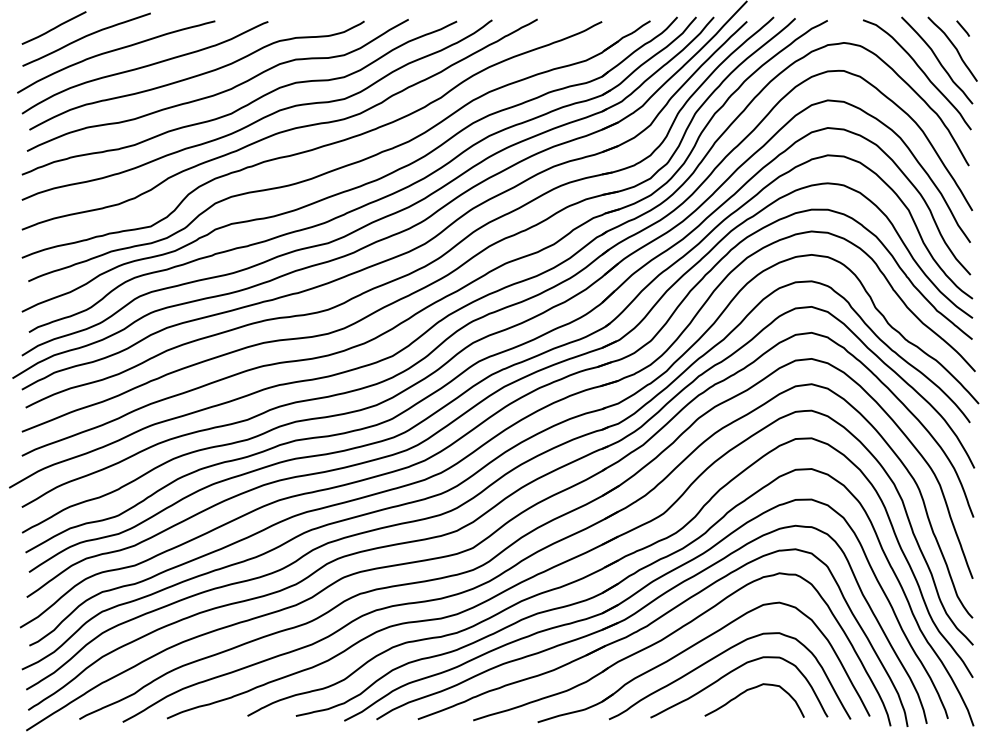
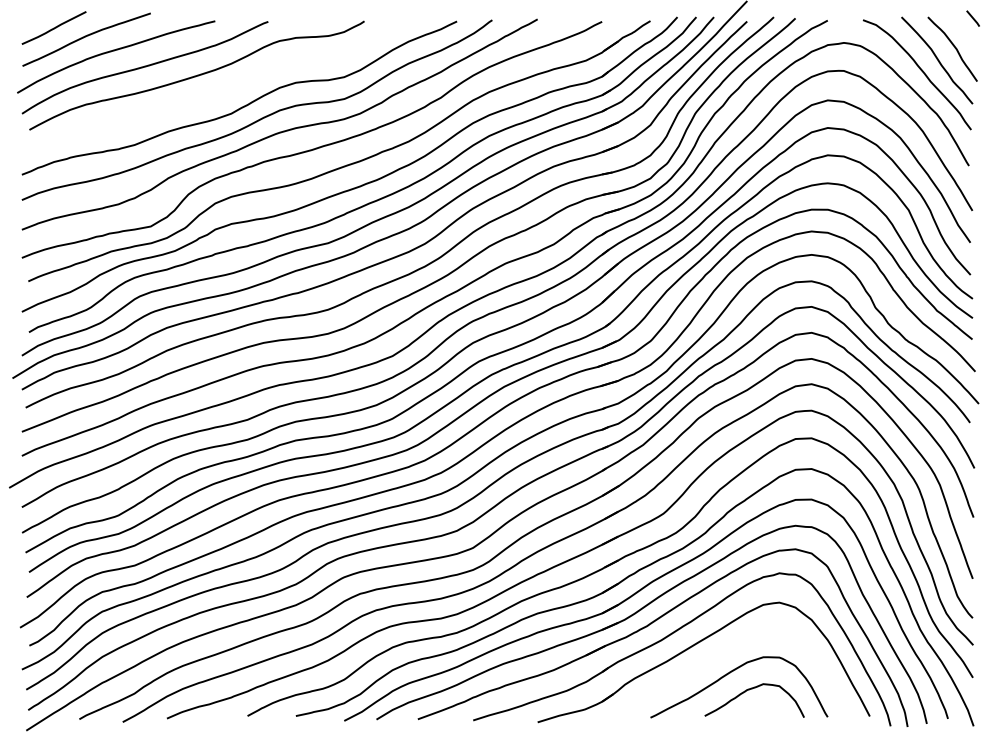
line position: (962, 28) -> (972, 18) (972, 18)
curve: present -> none (218, 92)
curve: present -> none (715, 658)
